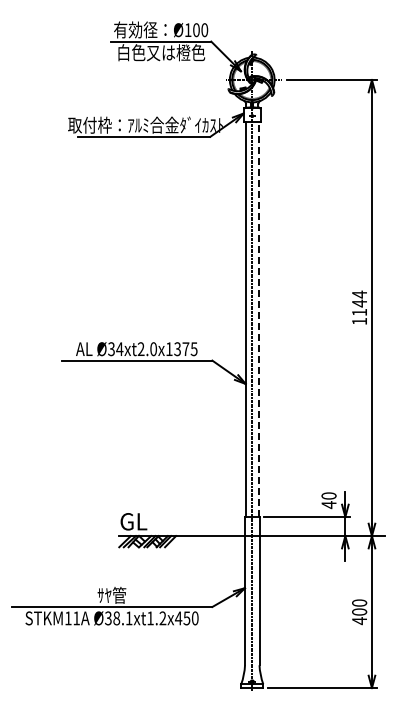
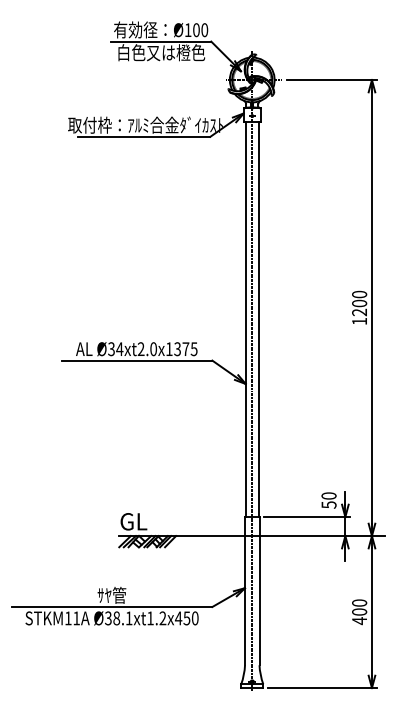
text: 1144 -> 1200 (359, 303)
line: dashed -> solid (258, 319)
text: 40 -> 50 (328, 505)
